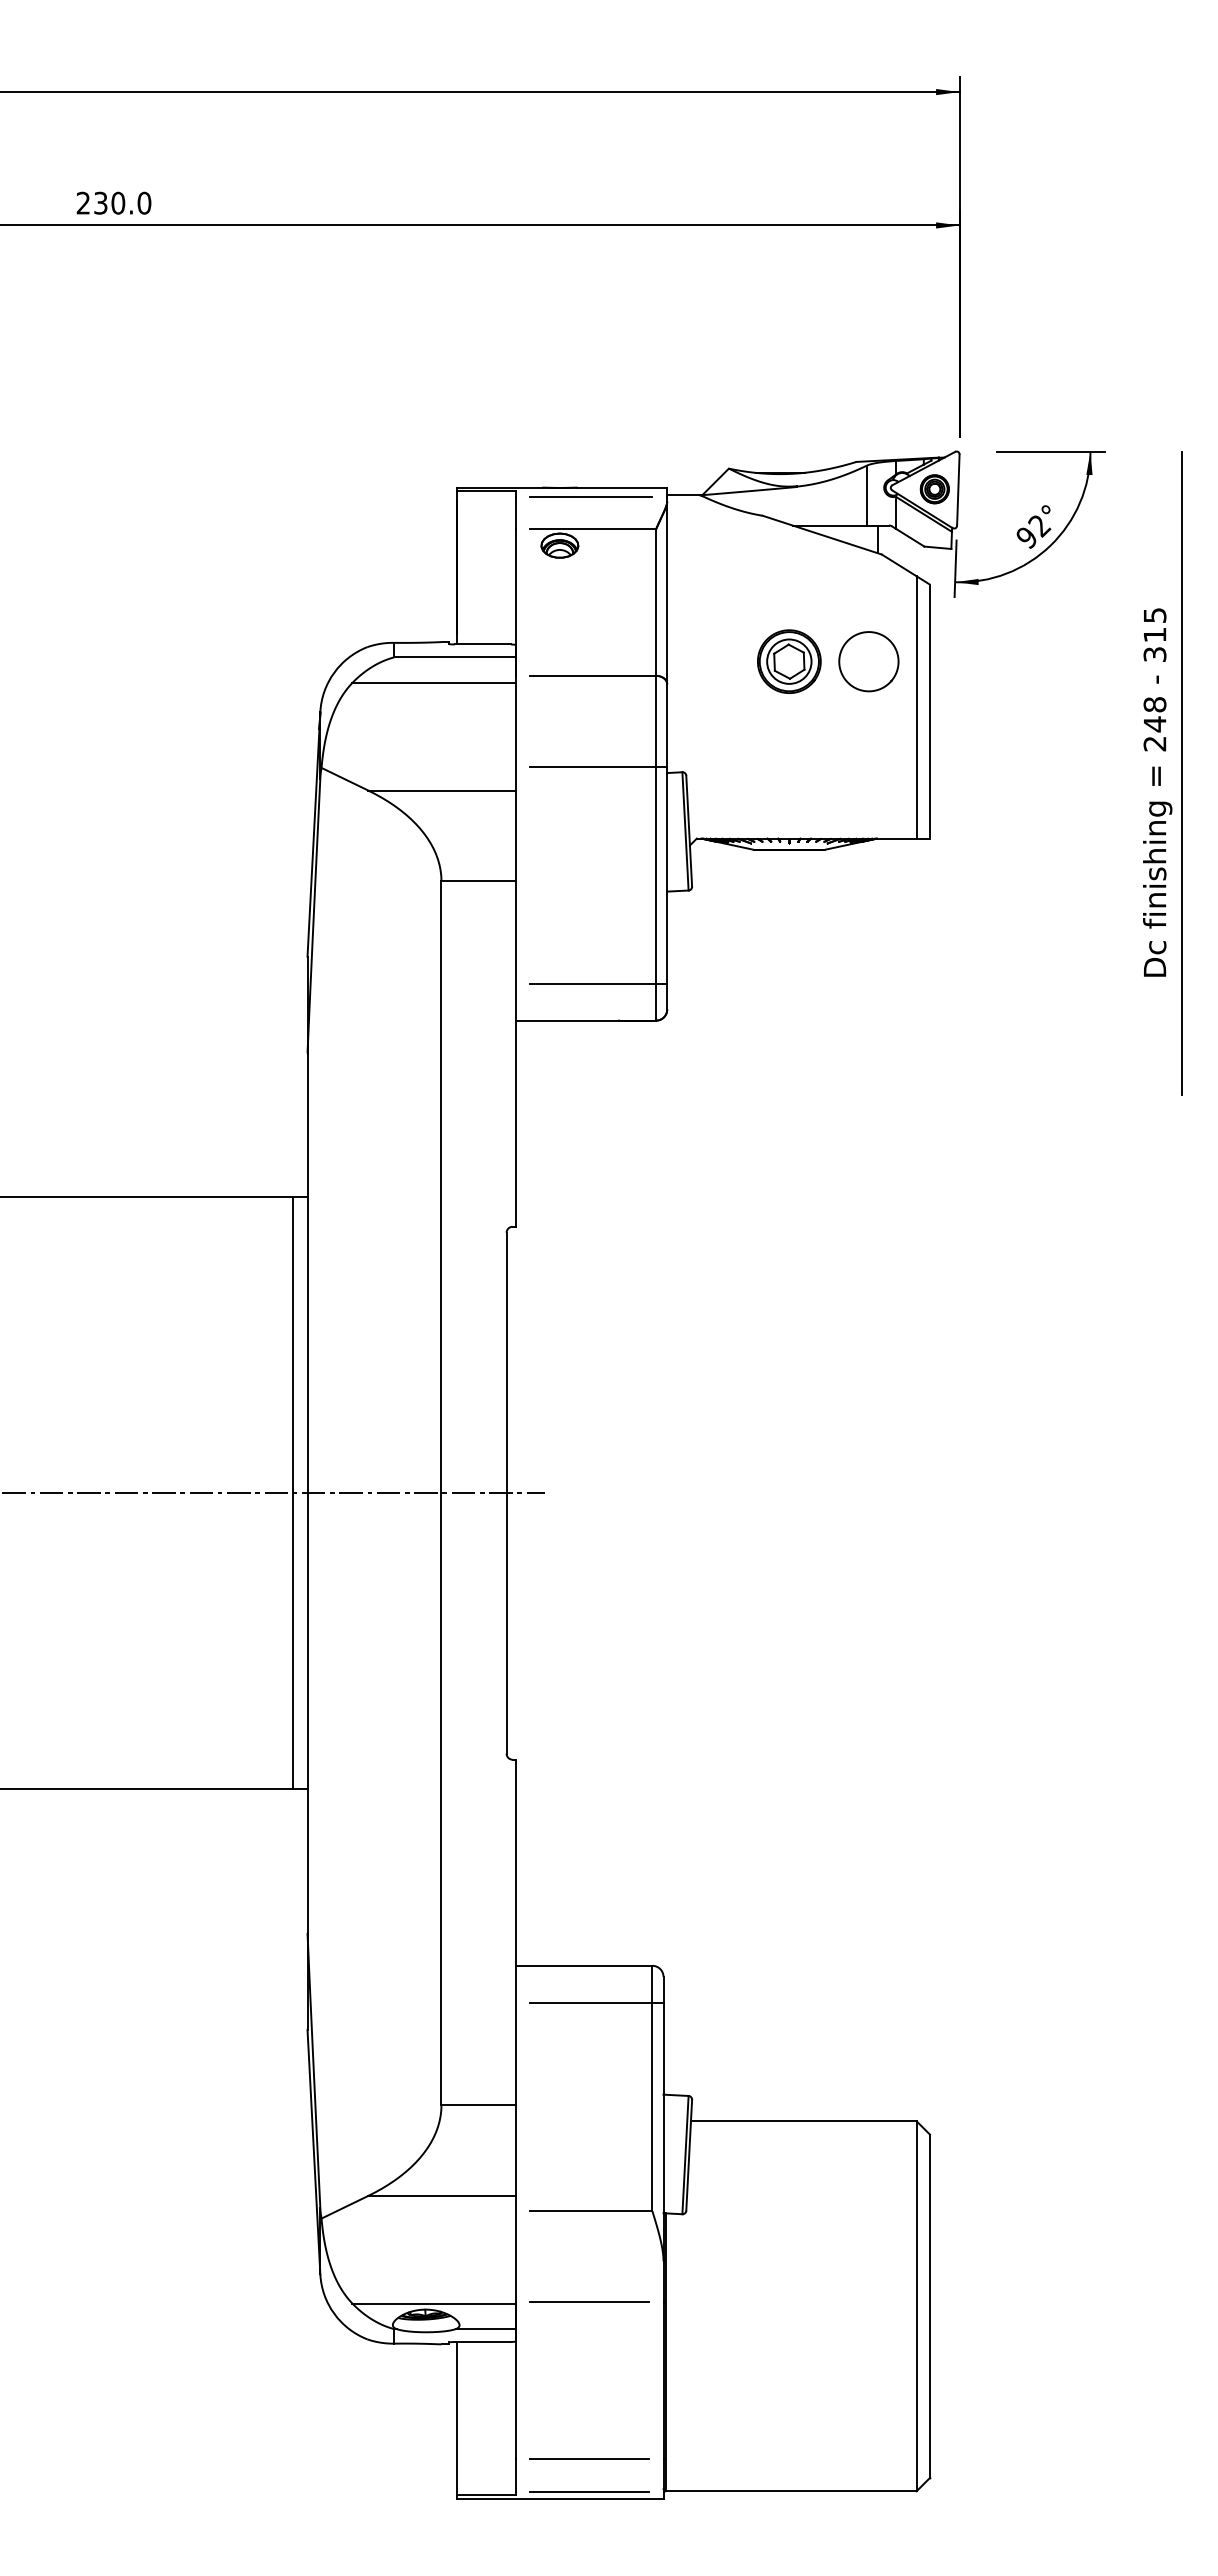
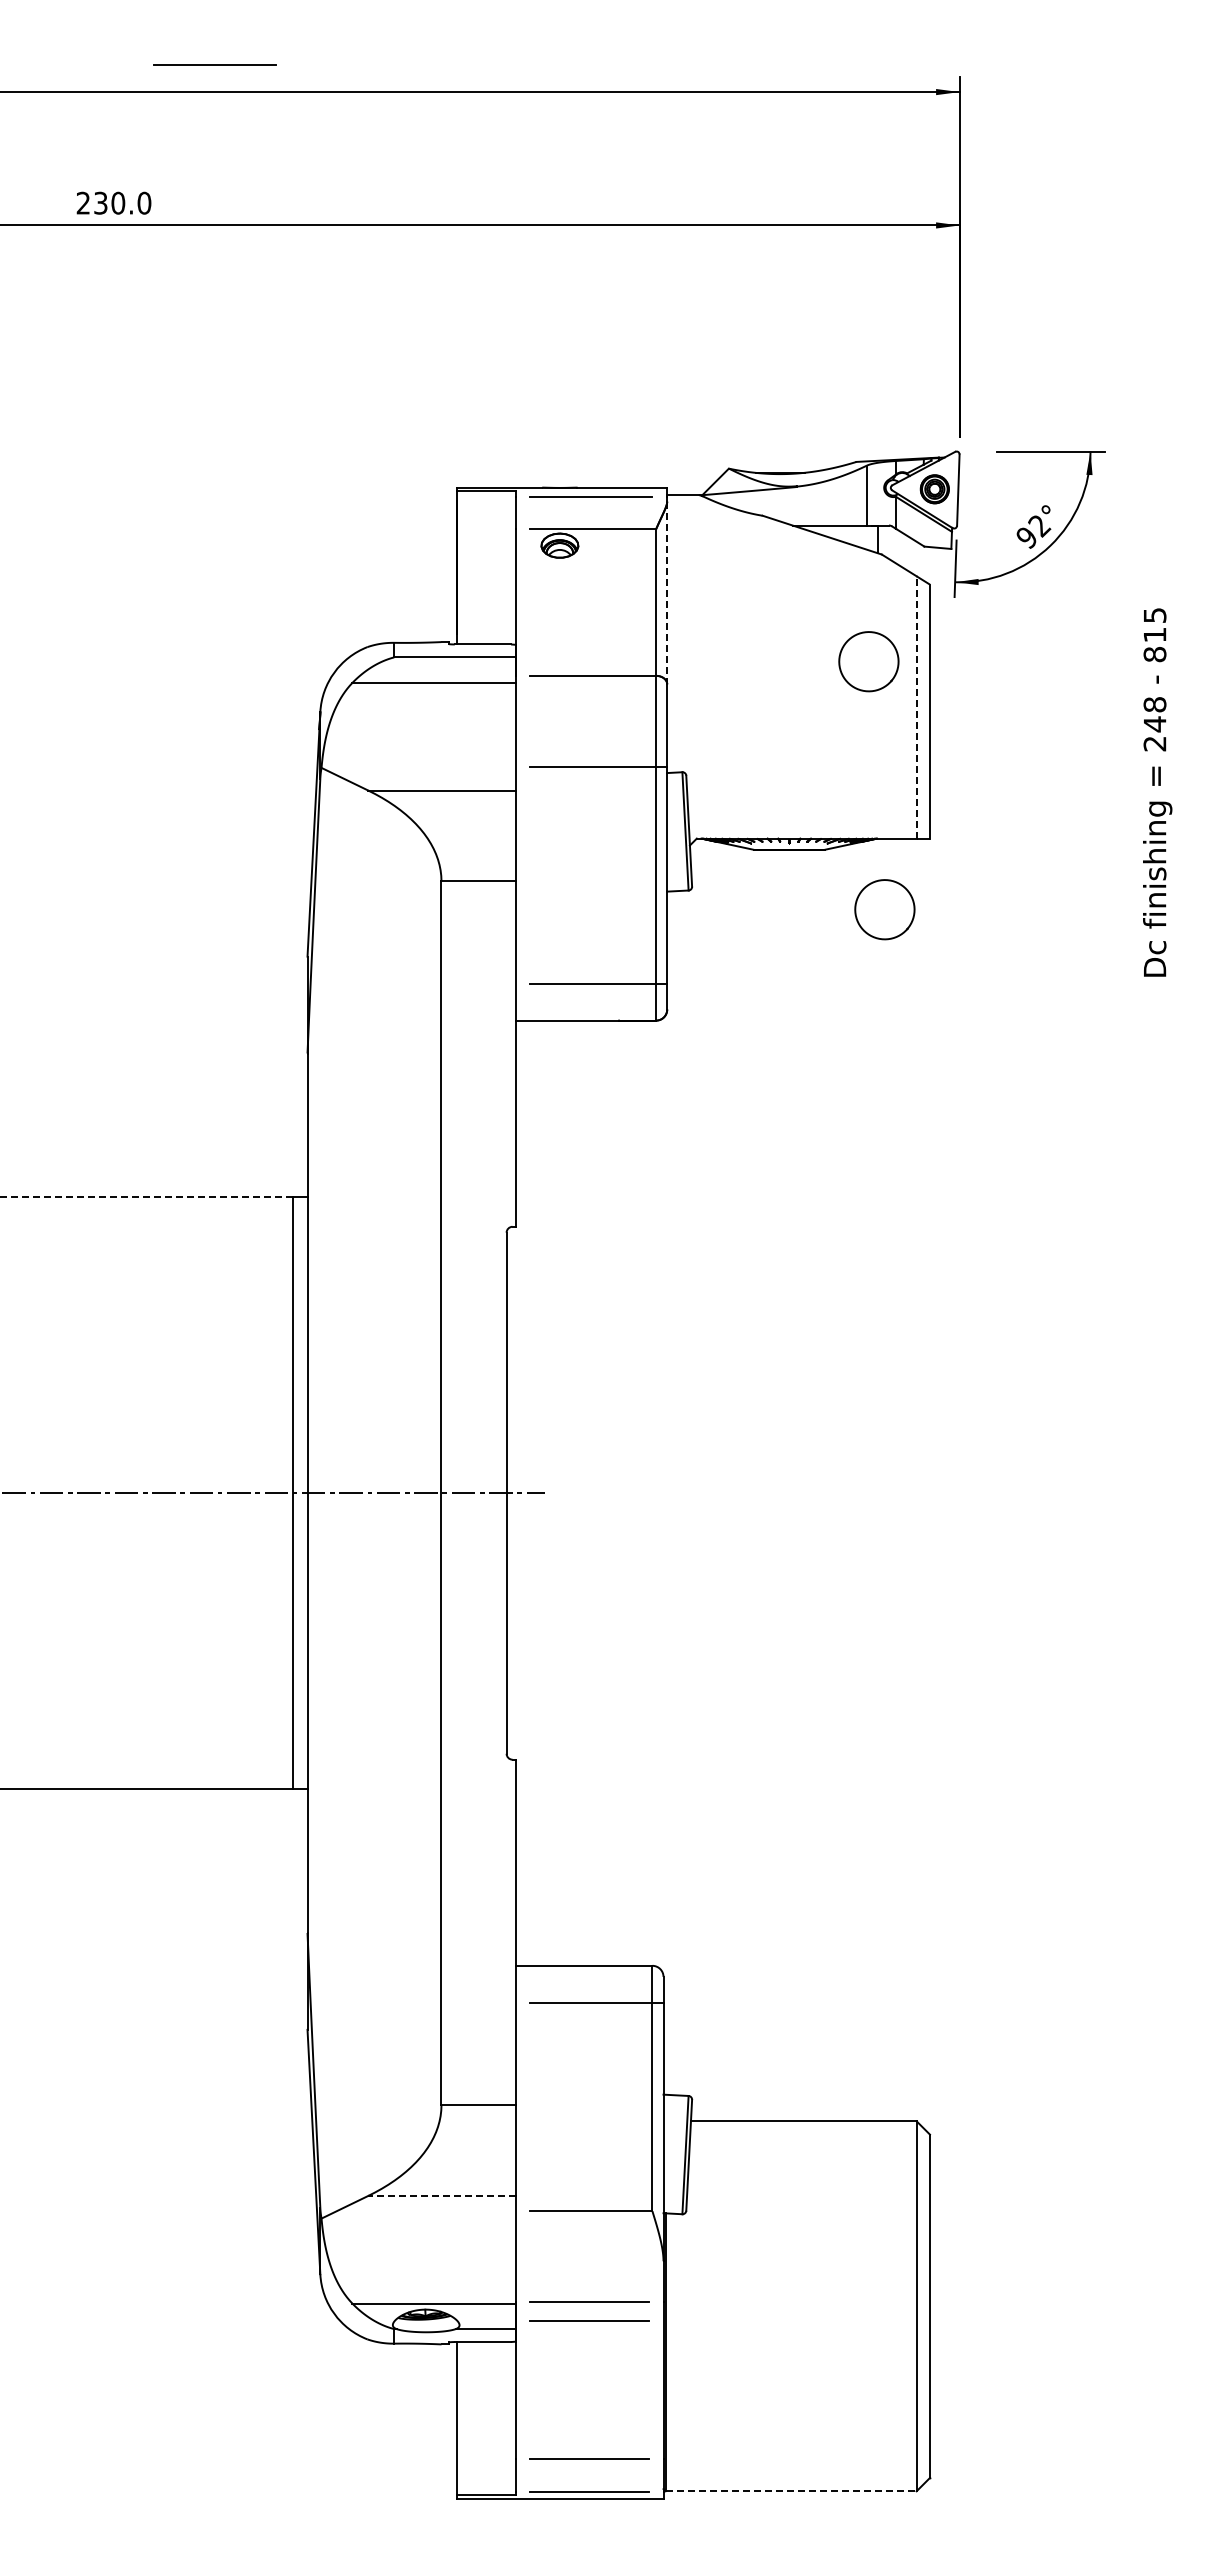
line: none -> present (214, 64)
line: solid -> dashed (667, 593)
text: 315 -> 815 (1154, 654)
part: present -> none (789, 661)
line: solid -> dashed (916, 706)
line: present -> none (1181, 772)
curve: none -> present (858, 899)
line: solid -> dashed (146, 1197)
line: solid -> dashed (441, 2195)
line: none -> present (589, 2320)
line: solid -> dashed (791, 2491)
